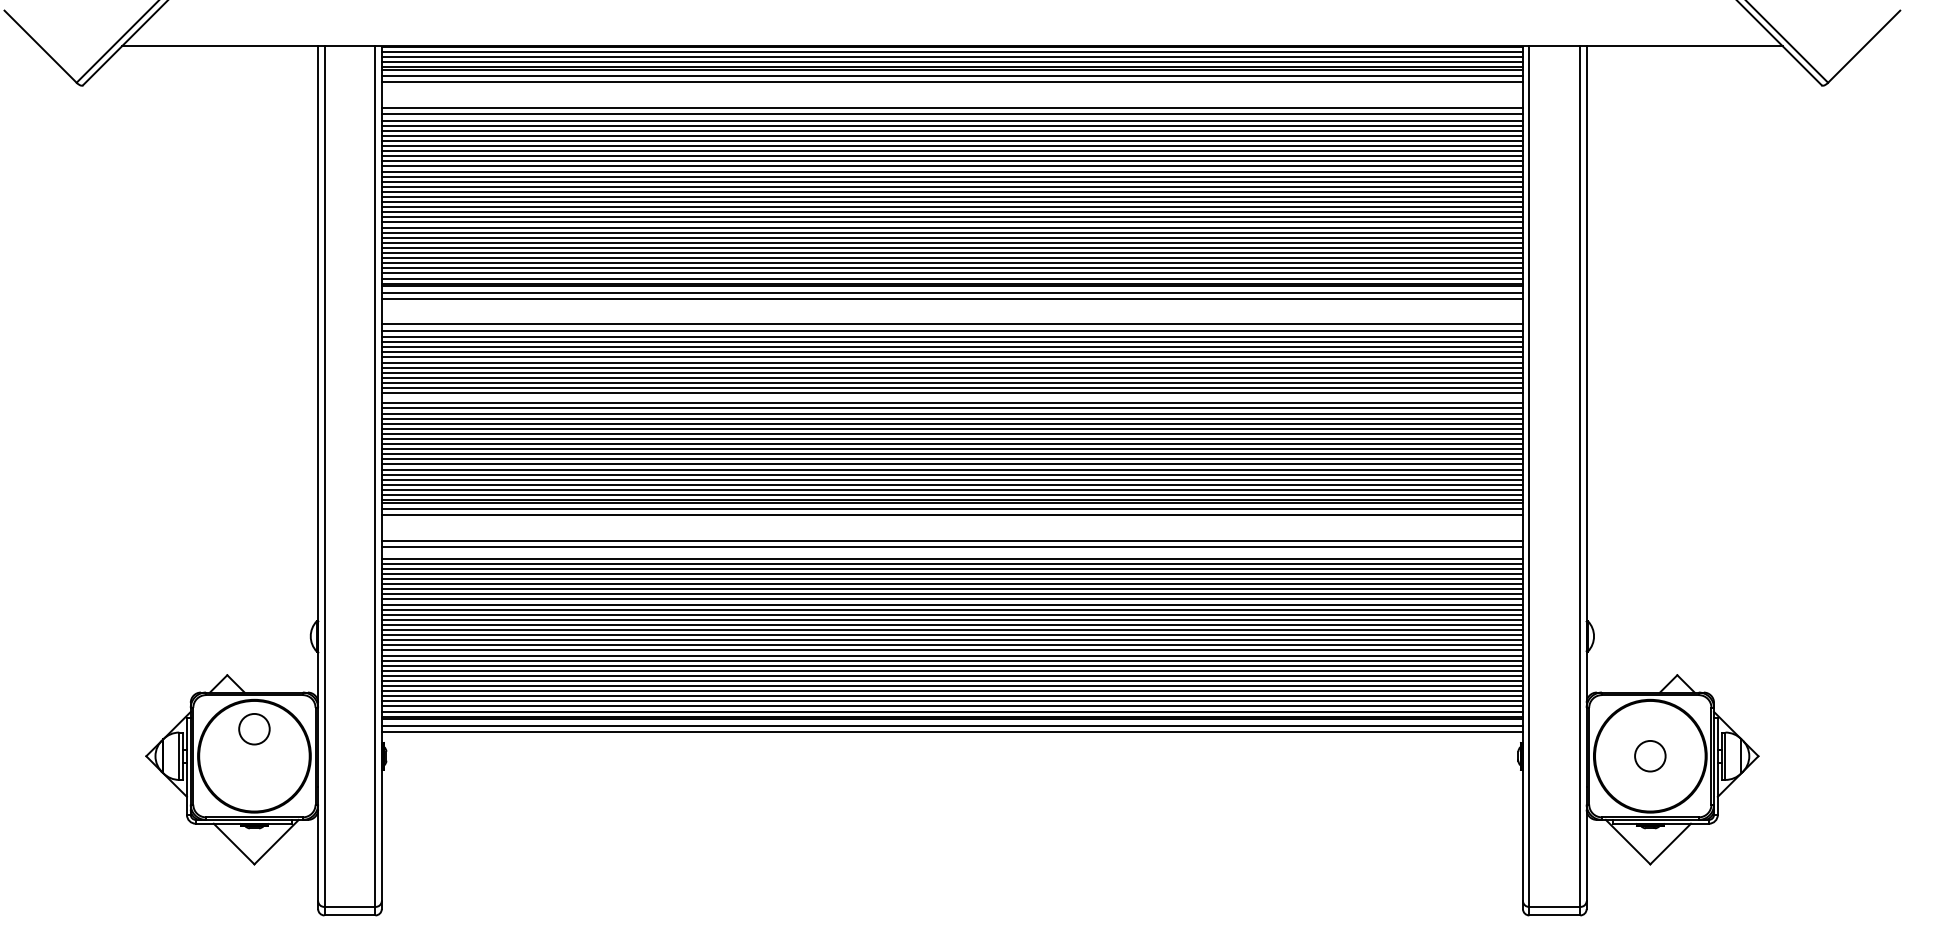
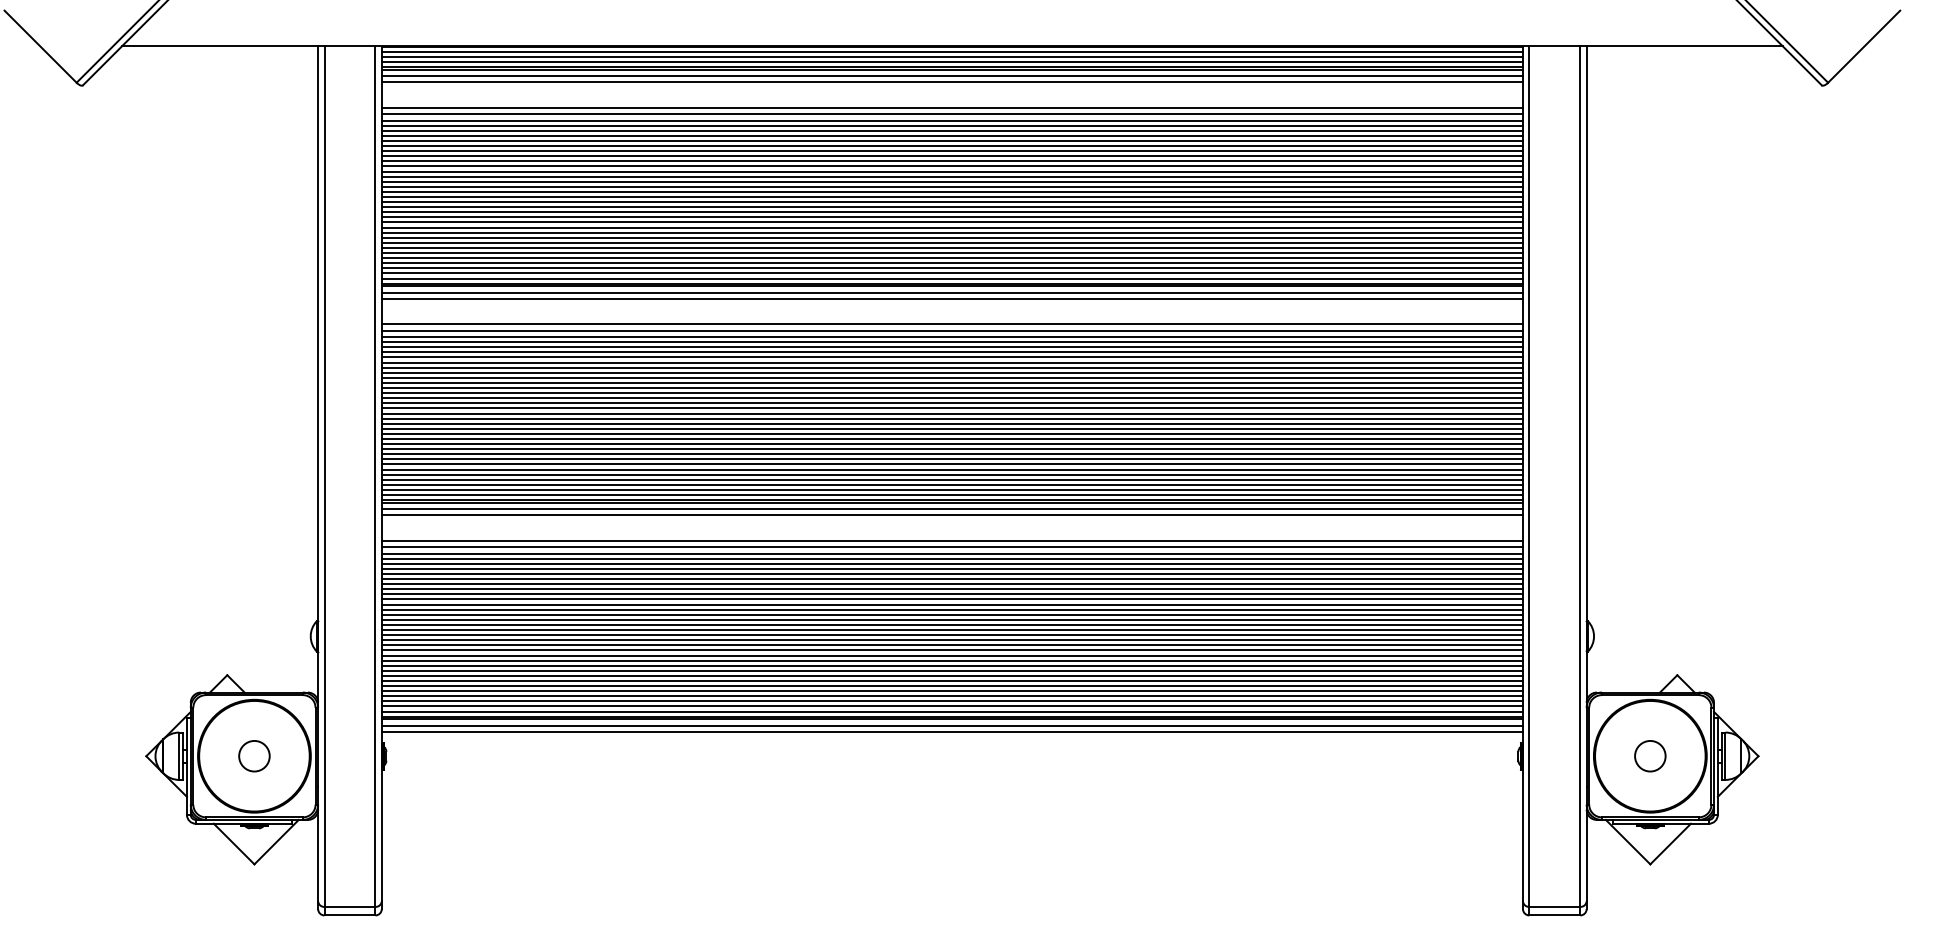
line: none -> present (951, 398)
line: none -> present (951, 553)
circle position: (254, 729) -> (254, 756) (254, 756)
